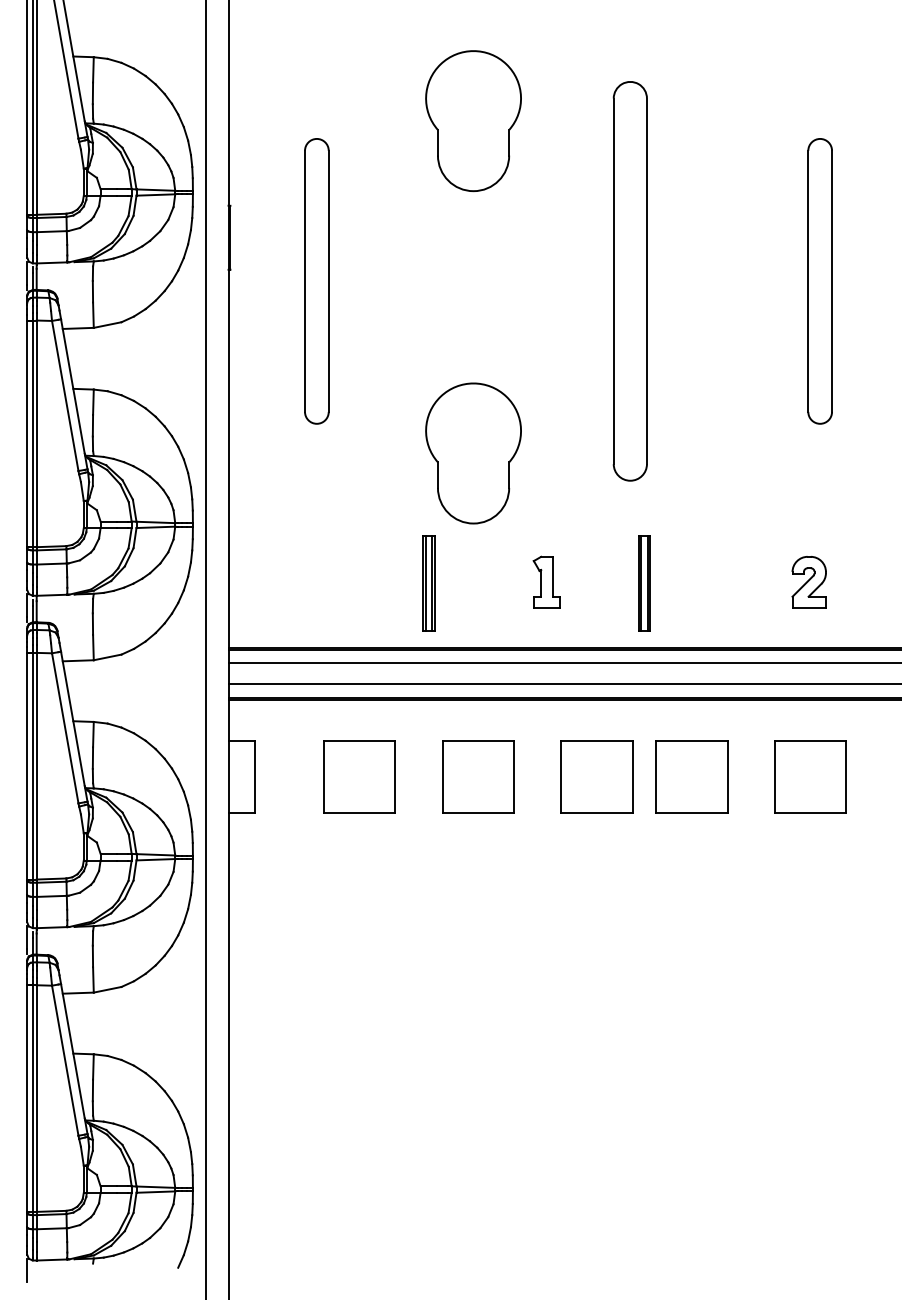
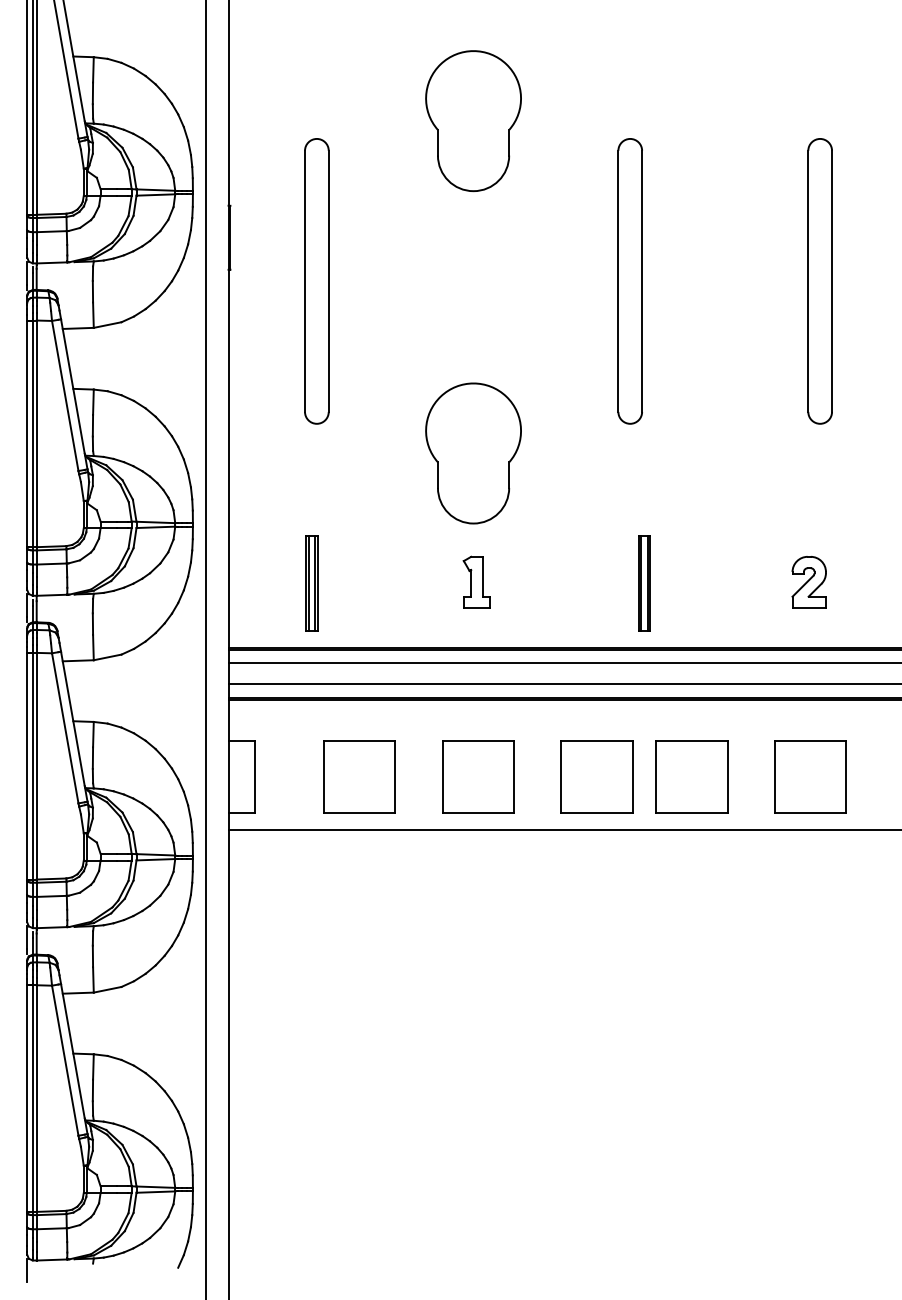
part size: 36x401 px -> 26x287 px (629, 281)
part position: (546, 581) -> (476, 581) (476, 581)
part position: (428, 583) -> (311, 583) (311, 583)
line: none -> present (563, 830)
